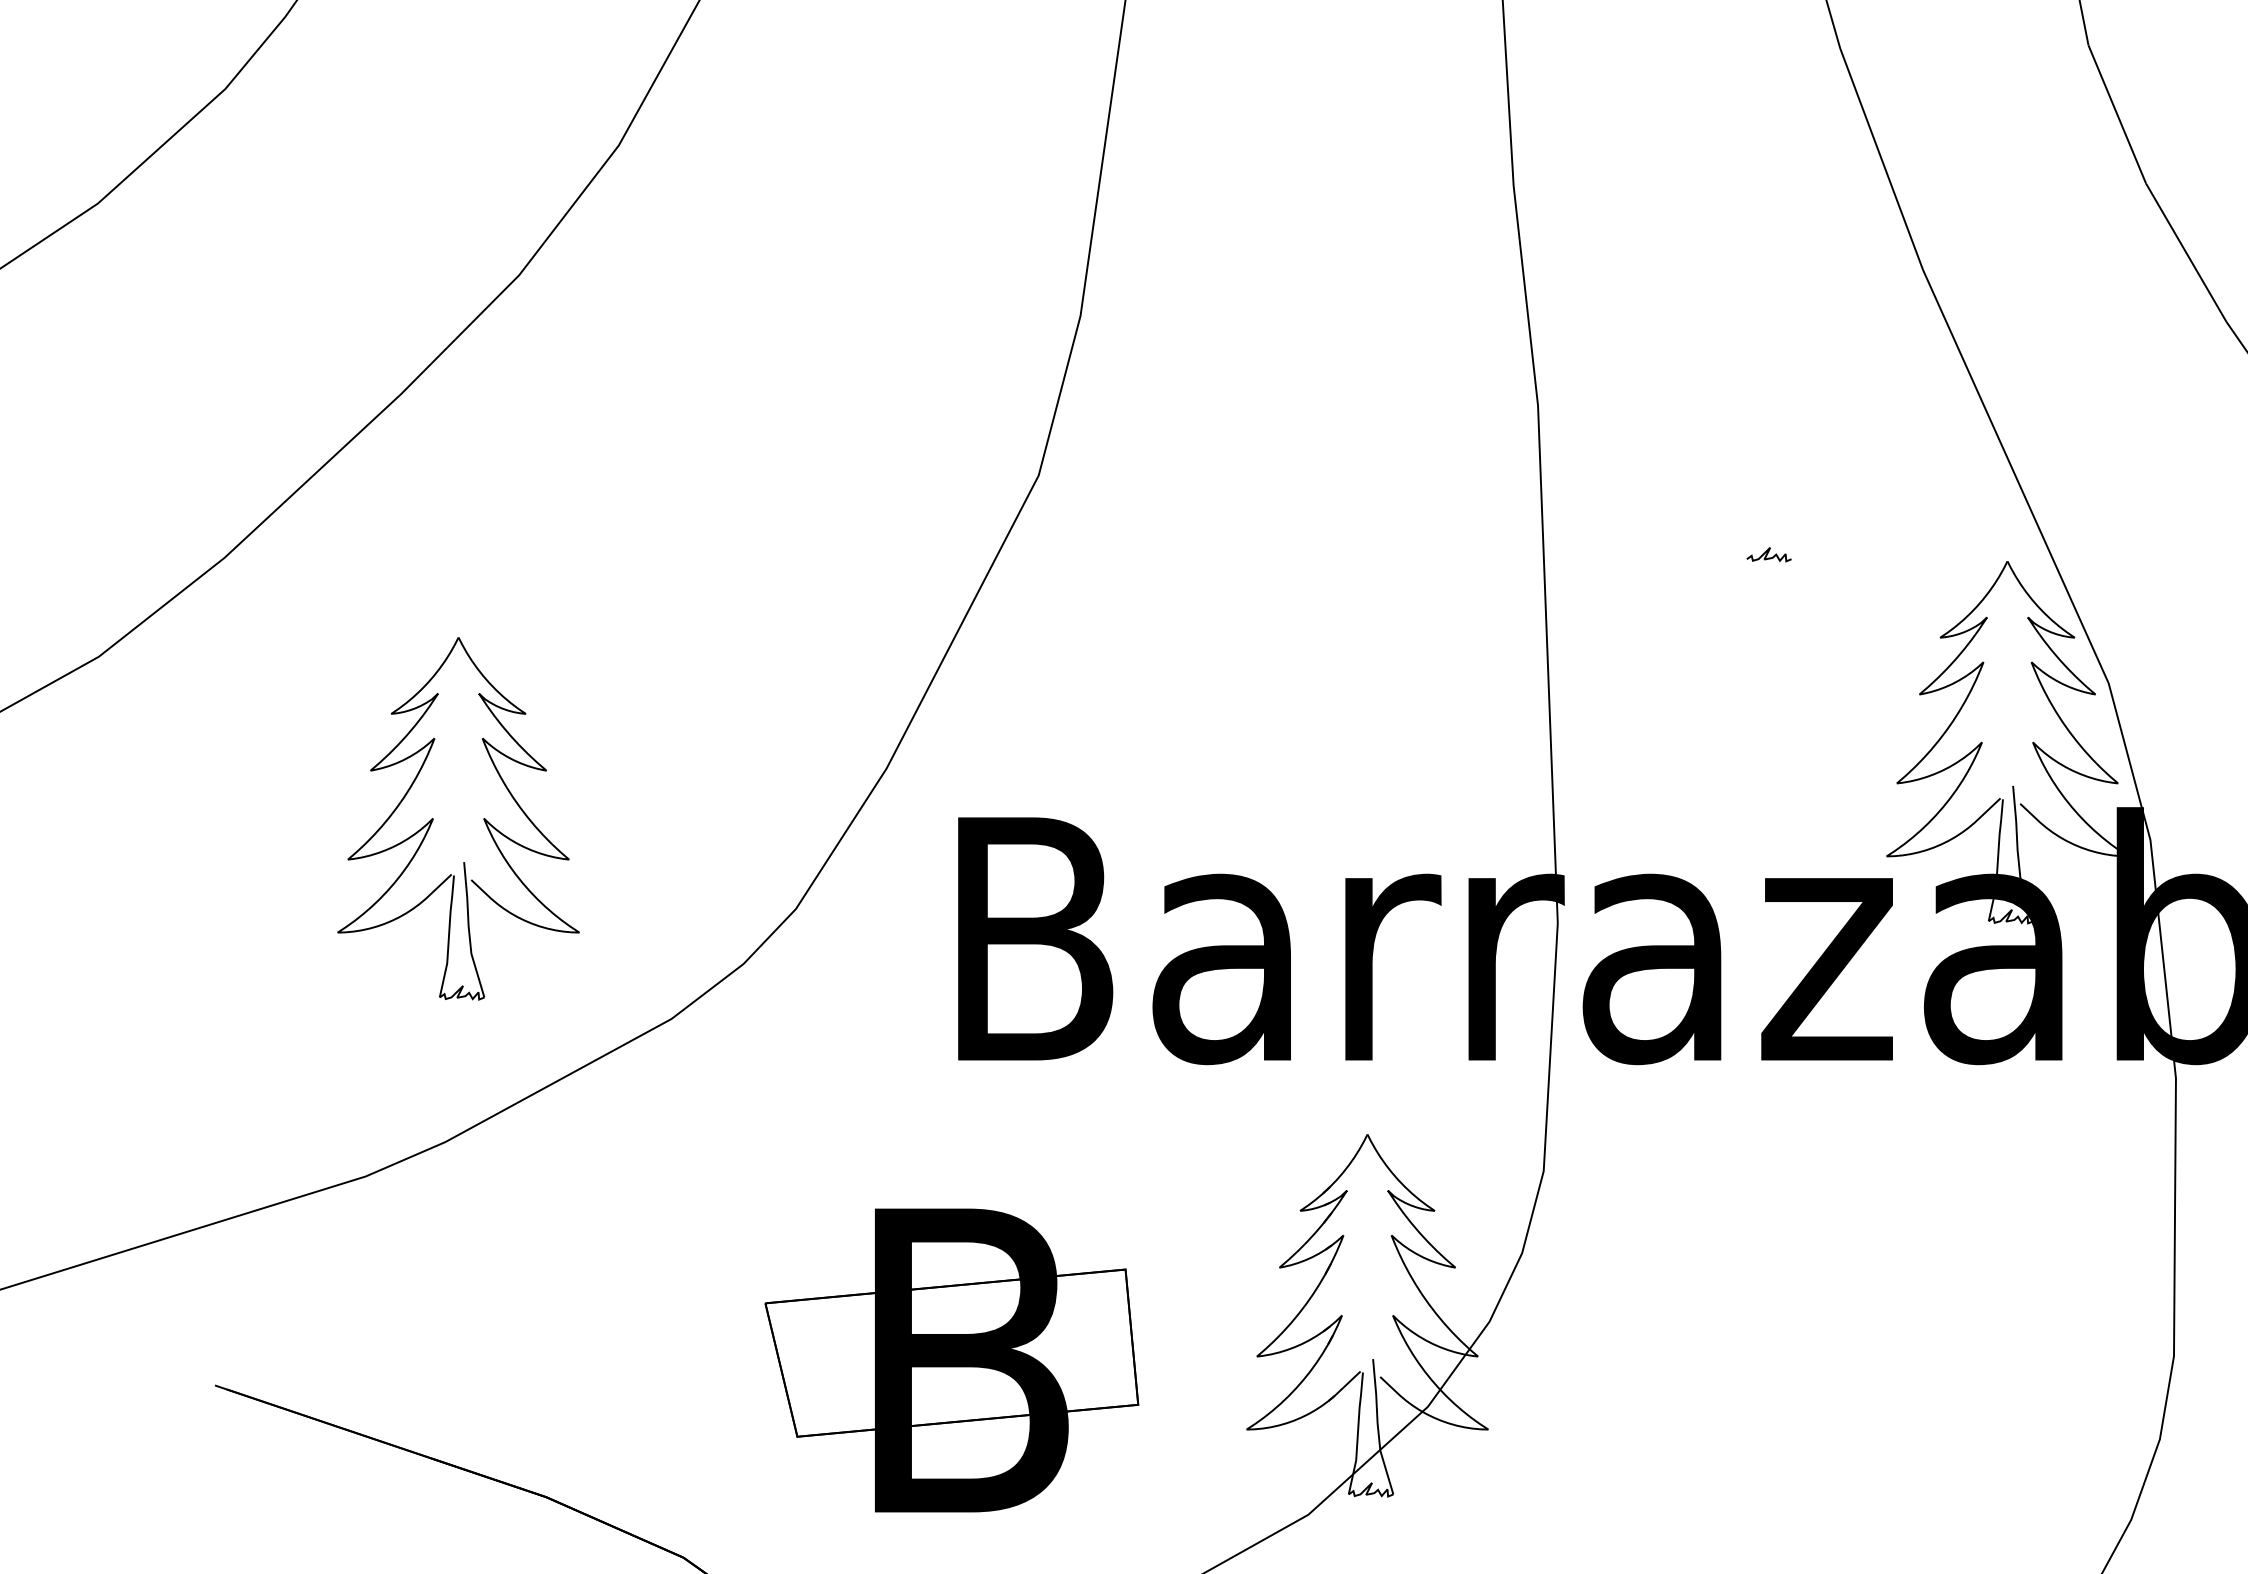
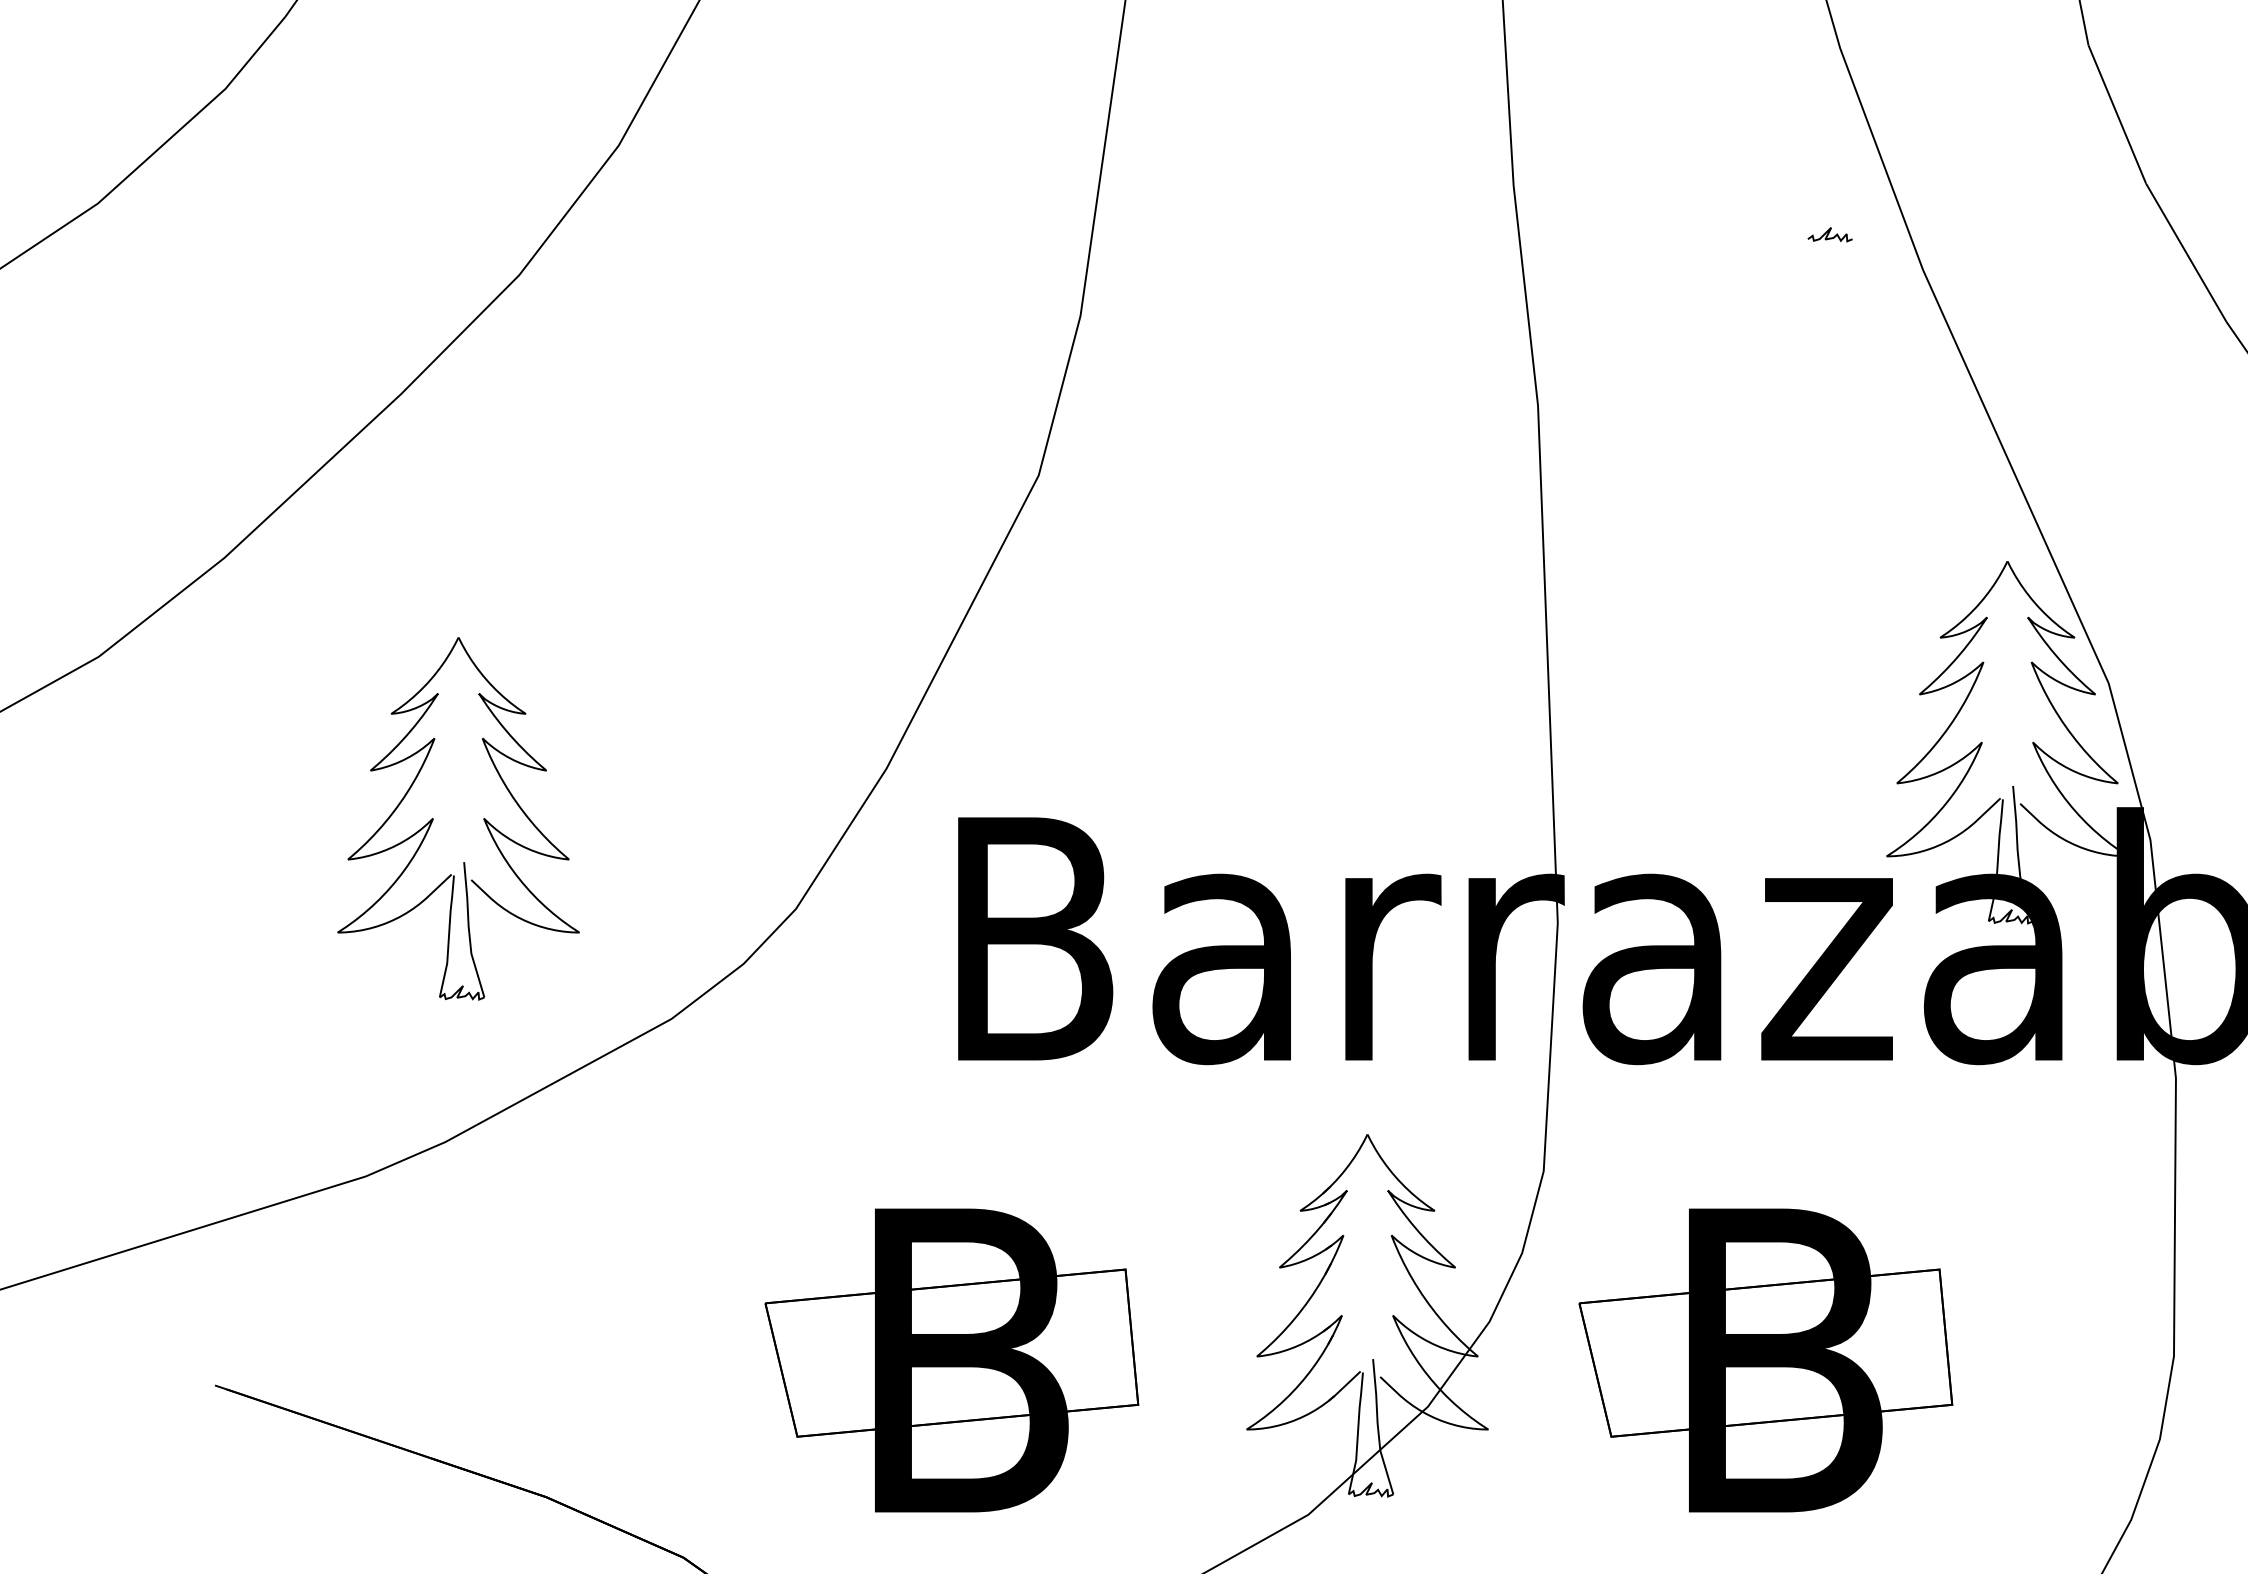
curve position: (1768, 553) -> (1829, 233) (1829, 233)
part: none -> present (1765, 1360)
